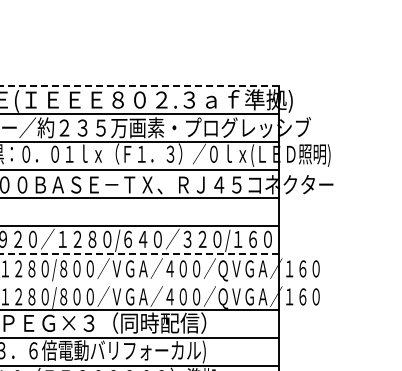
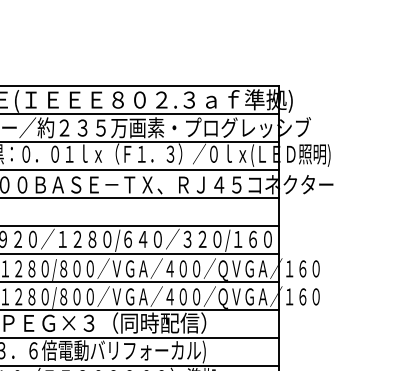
line: dashed -> solid (139, 86)
line: dashed -> solid (139, 254)
line: none -> present (140, 282)
